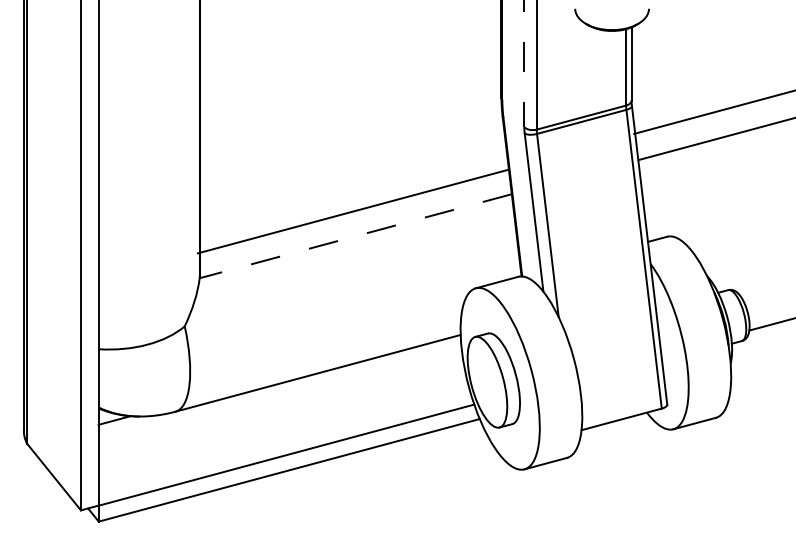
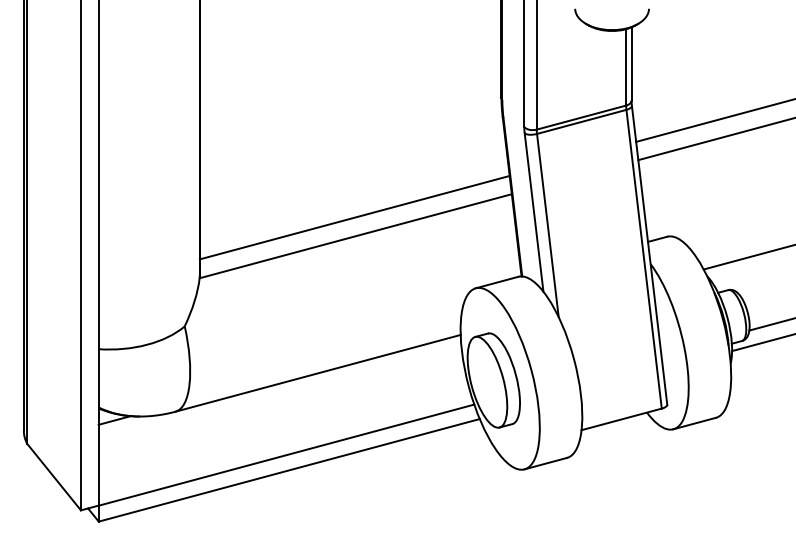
line: dashed -> solid (524, 64)
line position: (713, 112) -> (714, 120) (714, 120)
line position: (352, 211) -> (354, 217) (354, 217)
line: dashed -> solid (355, 236)
line: none -> present (747, 257)
line: none -> present (762, 342)
